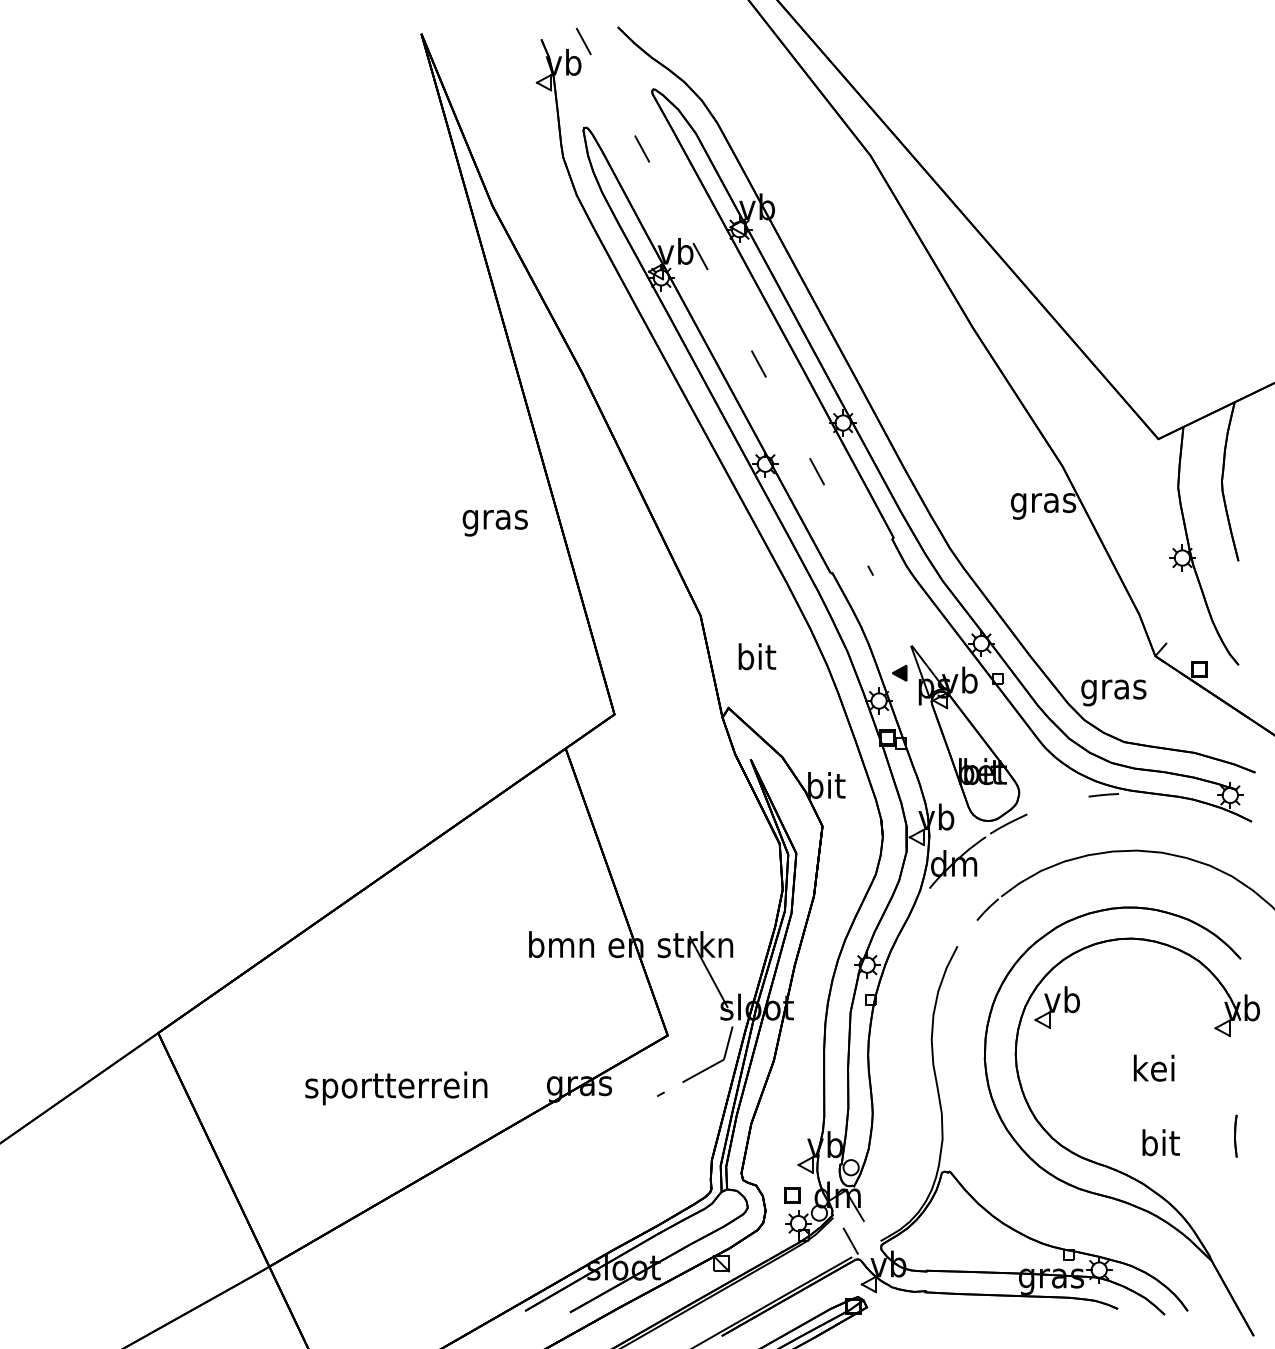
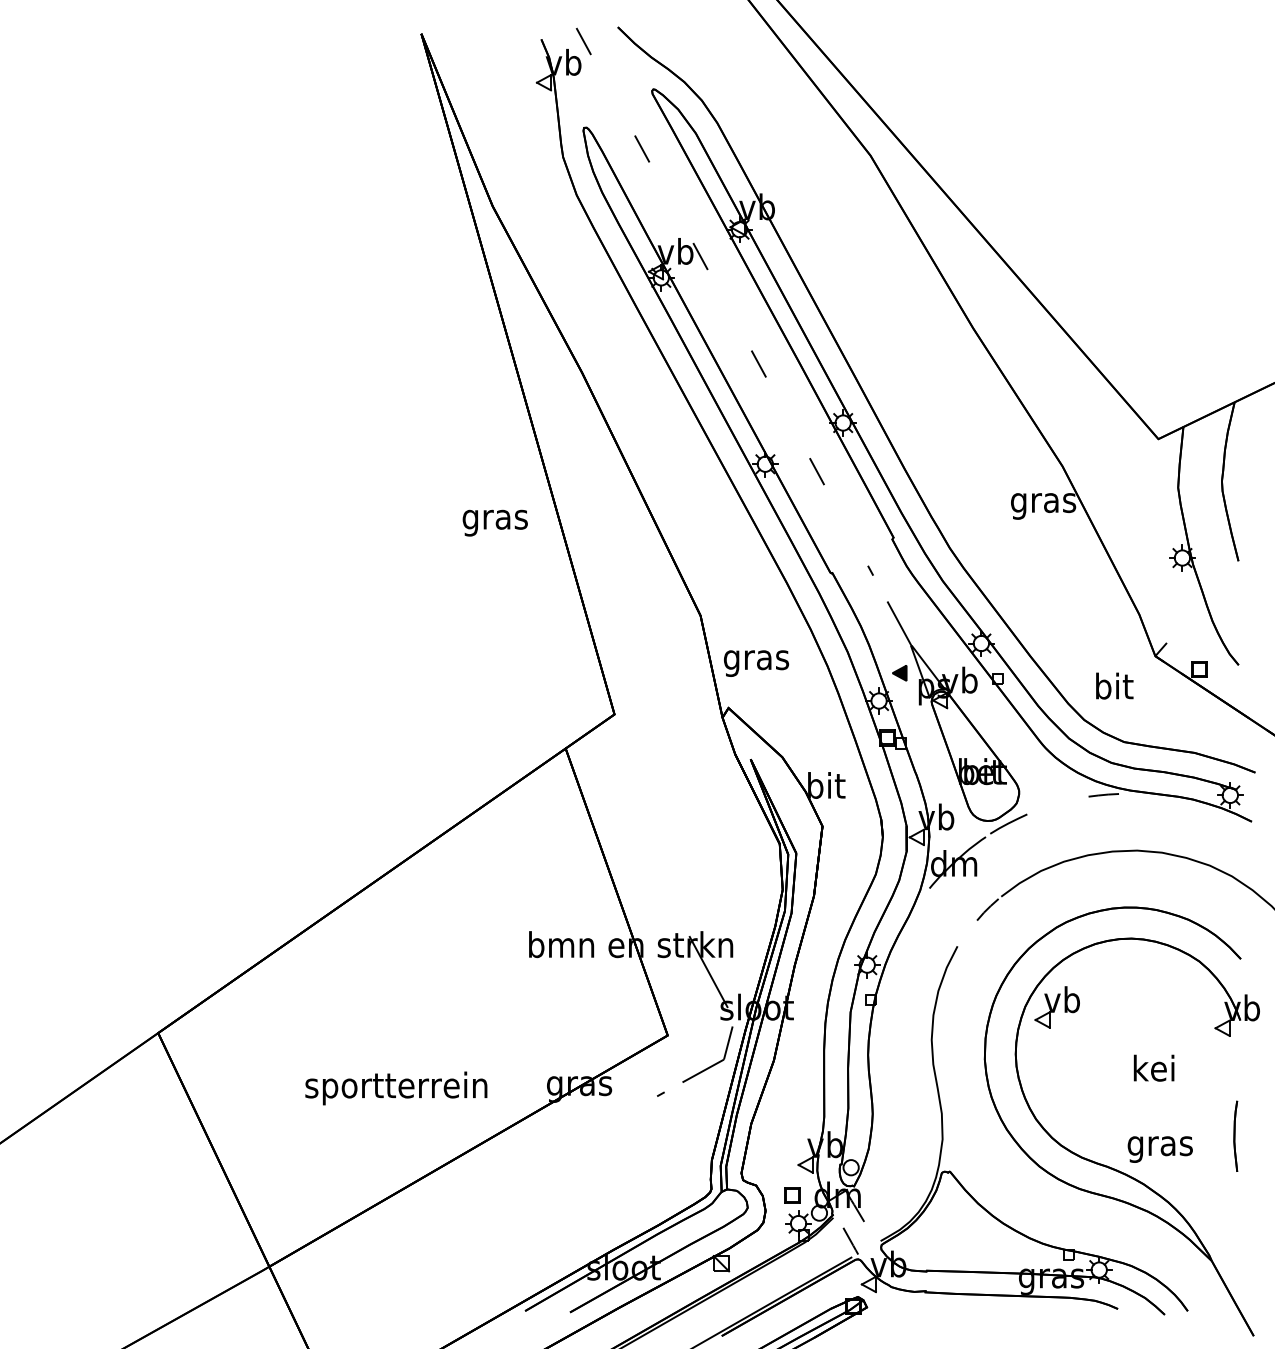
line: none -> present (899, 624)
text: bit -> gras (756, 659)
text: gras -> bit (1113, 689)
part size: 4x44 px -> 6x72 px (1235, 1135)
text: bit -> gras (1159, 1145)
